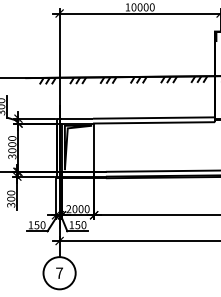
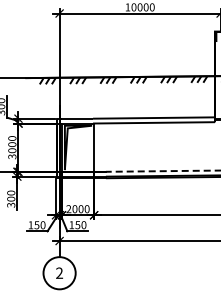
line: solid -> dashed (162, 171)
text: 7 -> 2 (59, 272)
